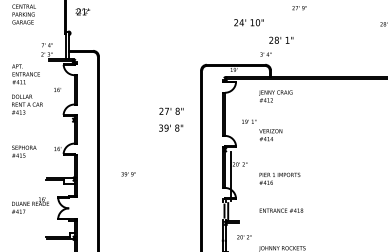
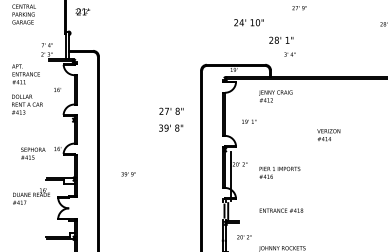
text position: (265, 54) -> (289, 54) (289, 54)
text position: (270, 135) -> (328, 135) (328, 135)
text position: (24, 151) -> (33, 153) (33, 153)
text position: (279, 178) -> (279, 172) (279, 172)
text position: (30, 205) -> (31, 196) (31, 196)
